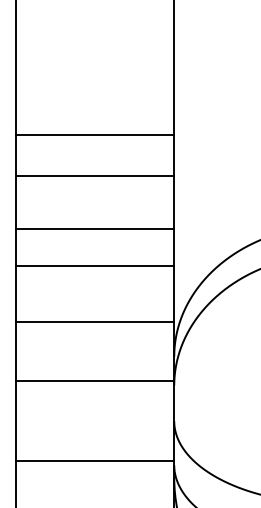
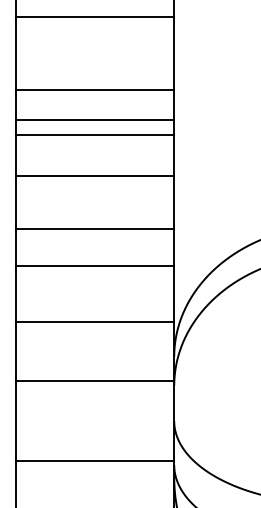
line: none -> present (94, 17)
line: none -> present (94, 89)
line: none -> present (94, 119)
